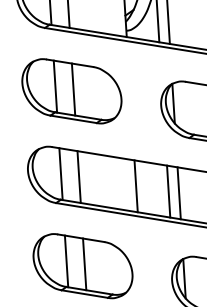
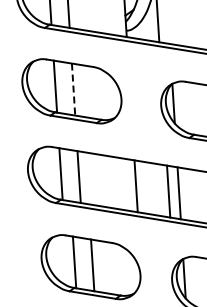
line: present -> none (168, 23)
line: solid -> dashed (73, 90)
part position: (82, 266) -> (90, 267) (90, 267)
